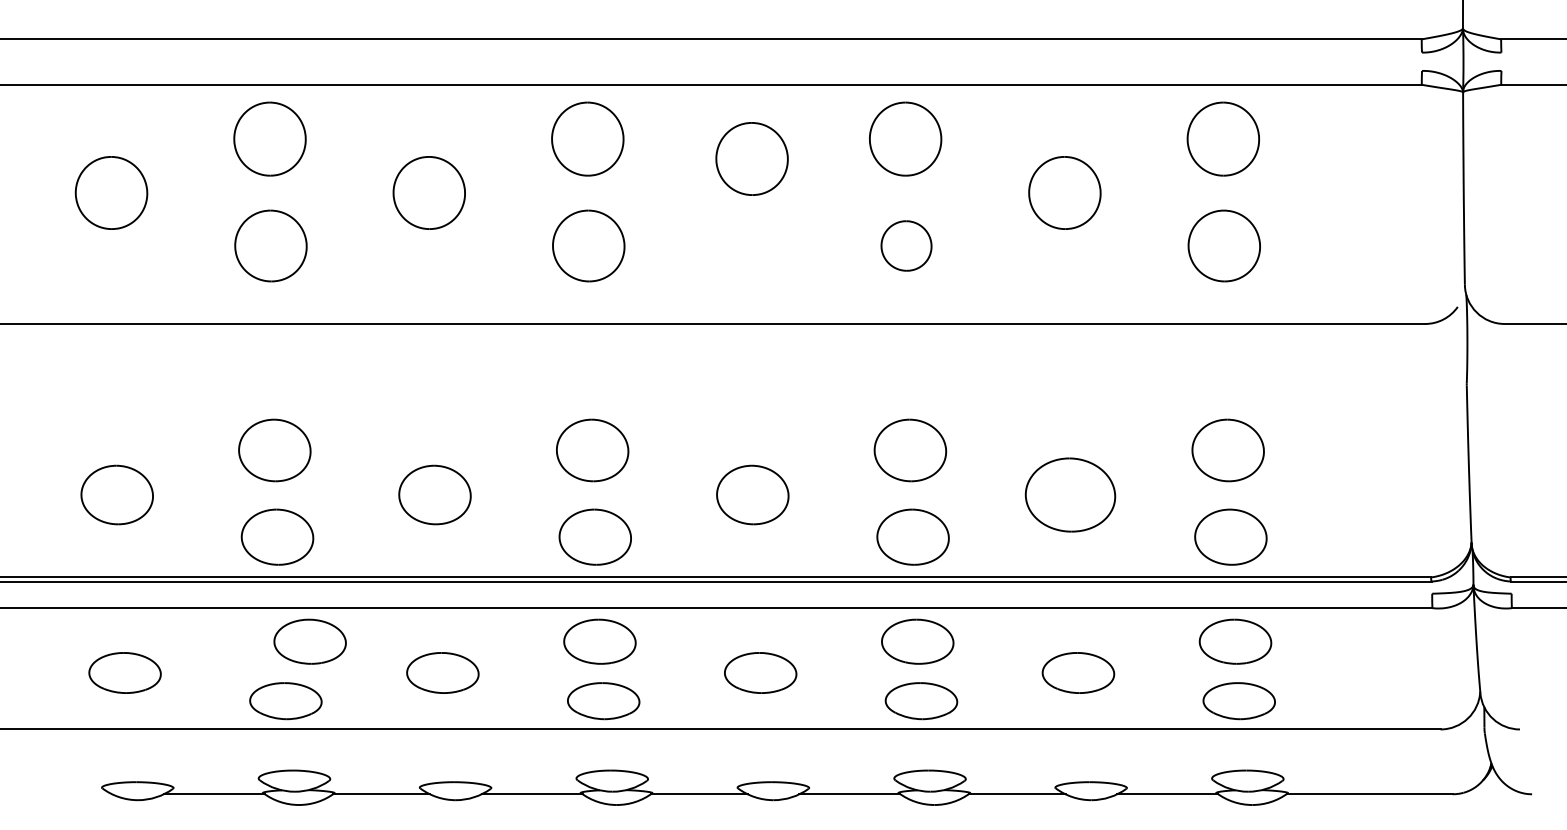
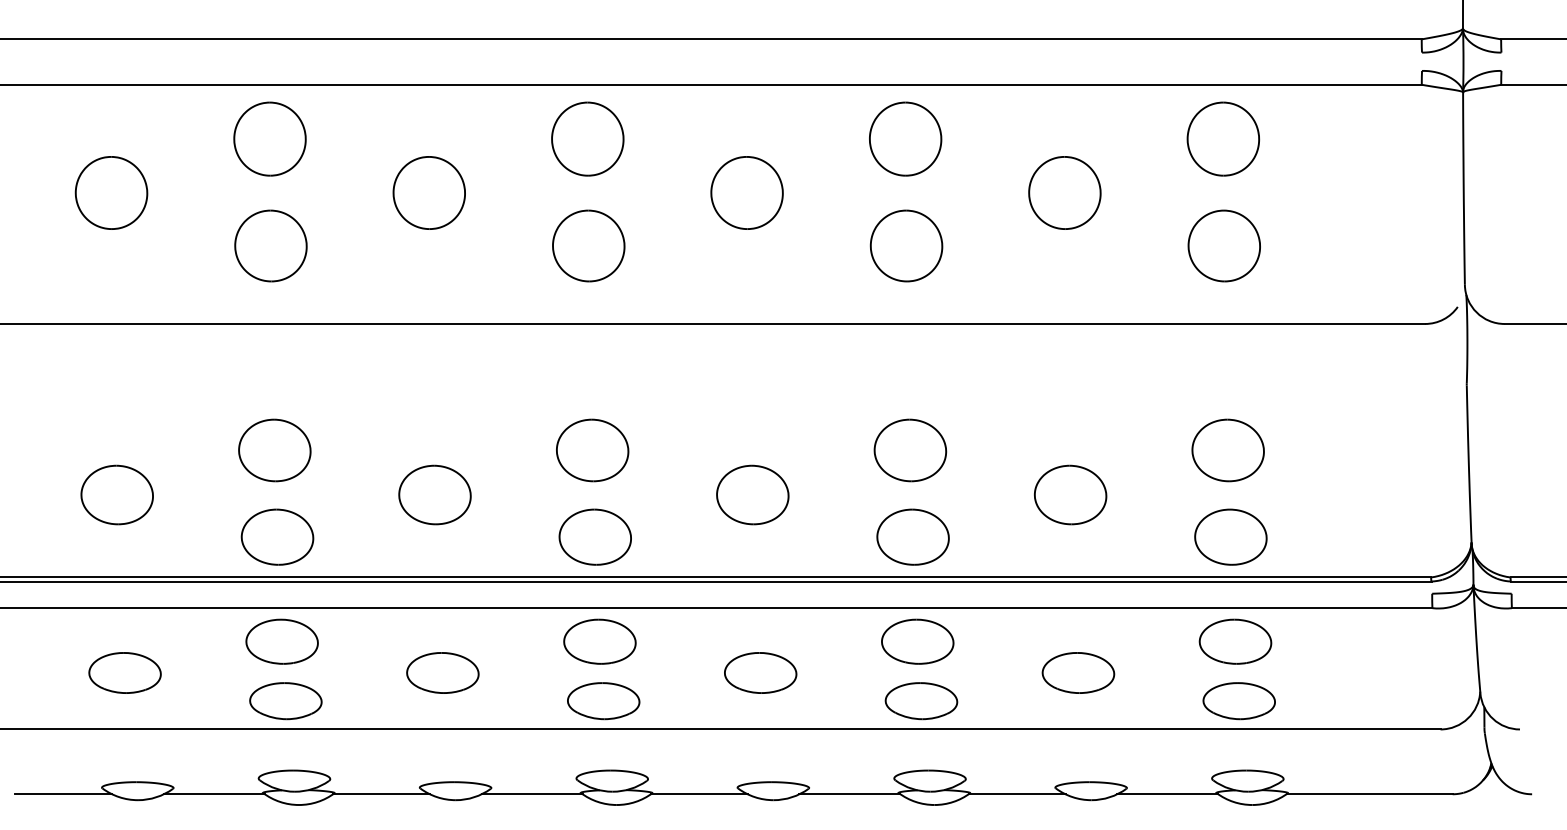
part position: (751, 158) -> (746, 192) (746, 192)
part size: 53x52 px -> 75x74 px (906, 245)
part size: 93x76 px -> 74x62 px (1070, 494)
part position: (309, 641) -> (281, 641) (281, 641)
line: none -> present (63, 794)
